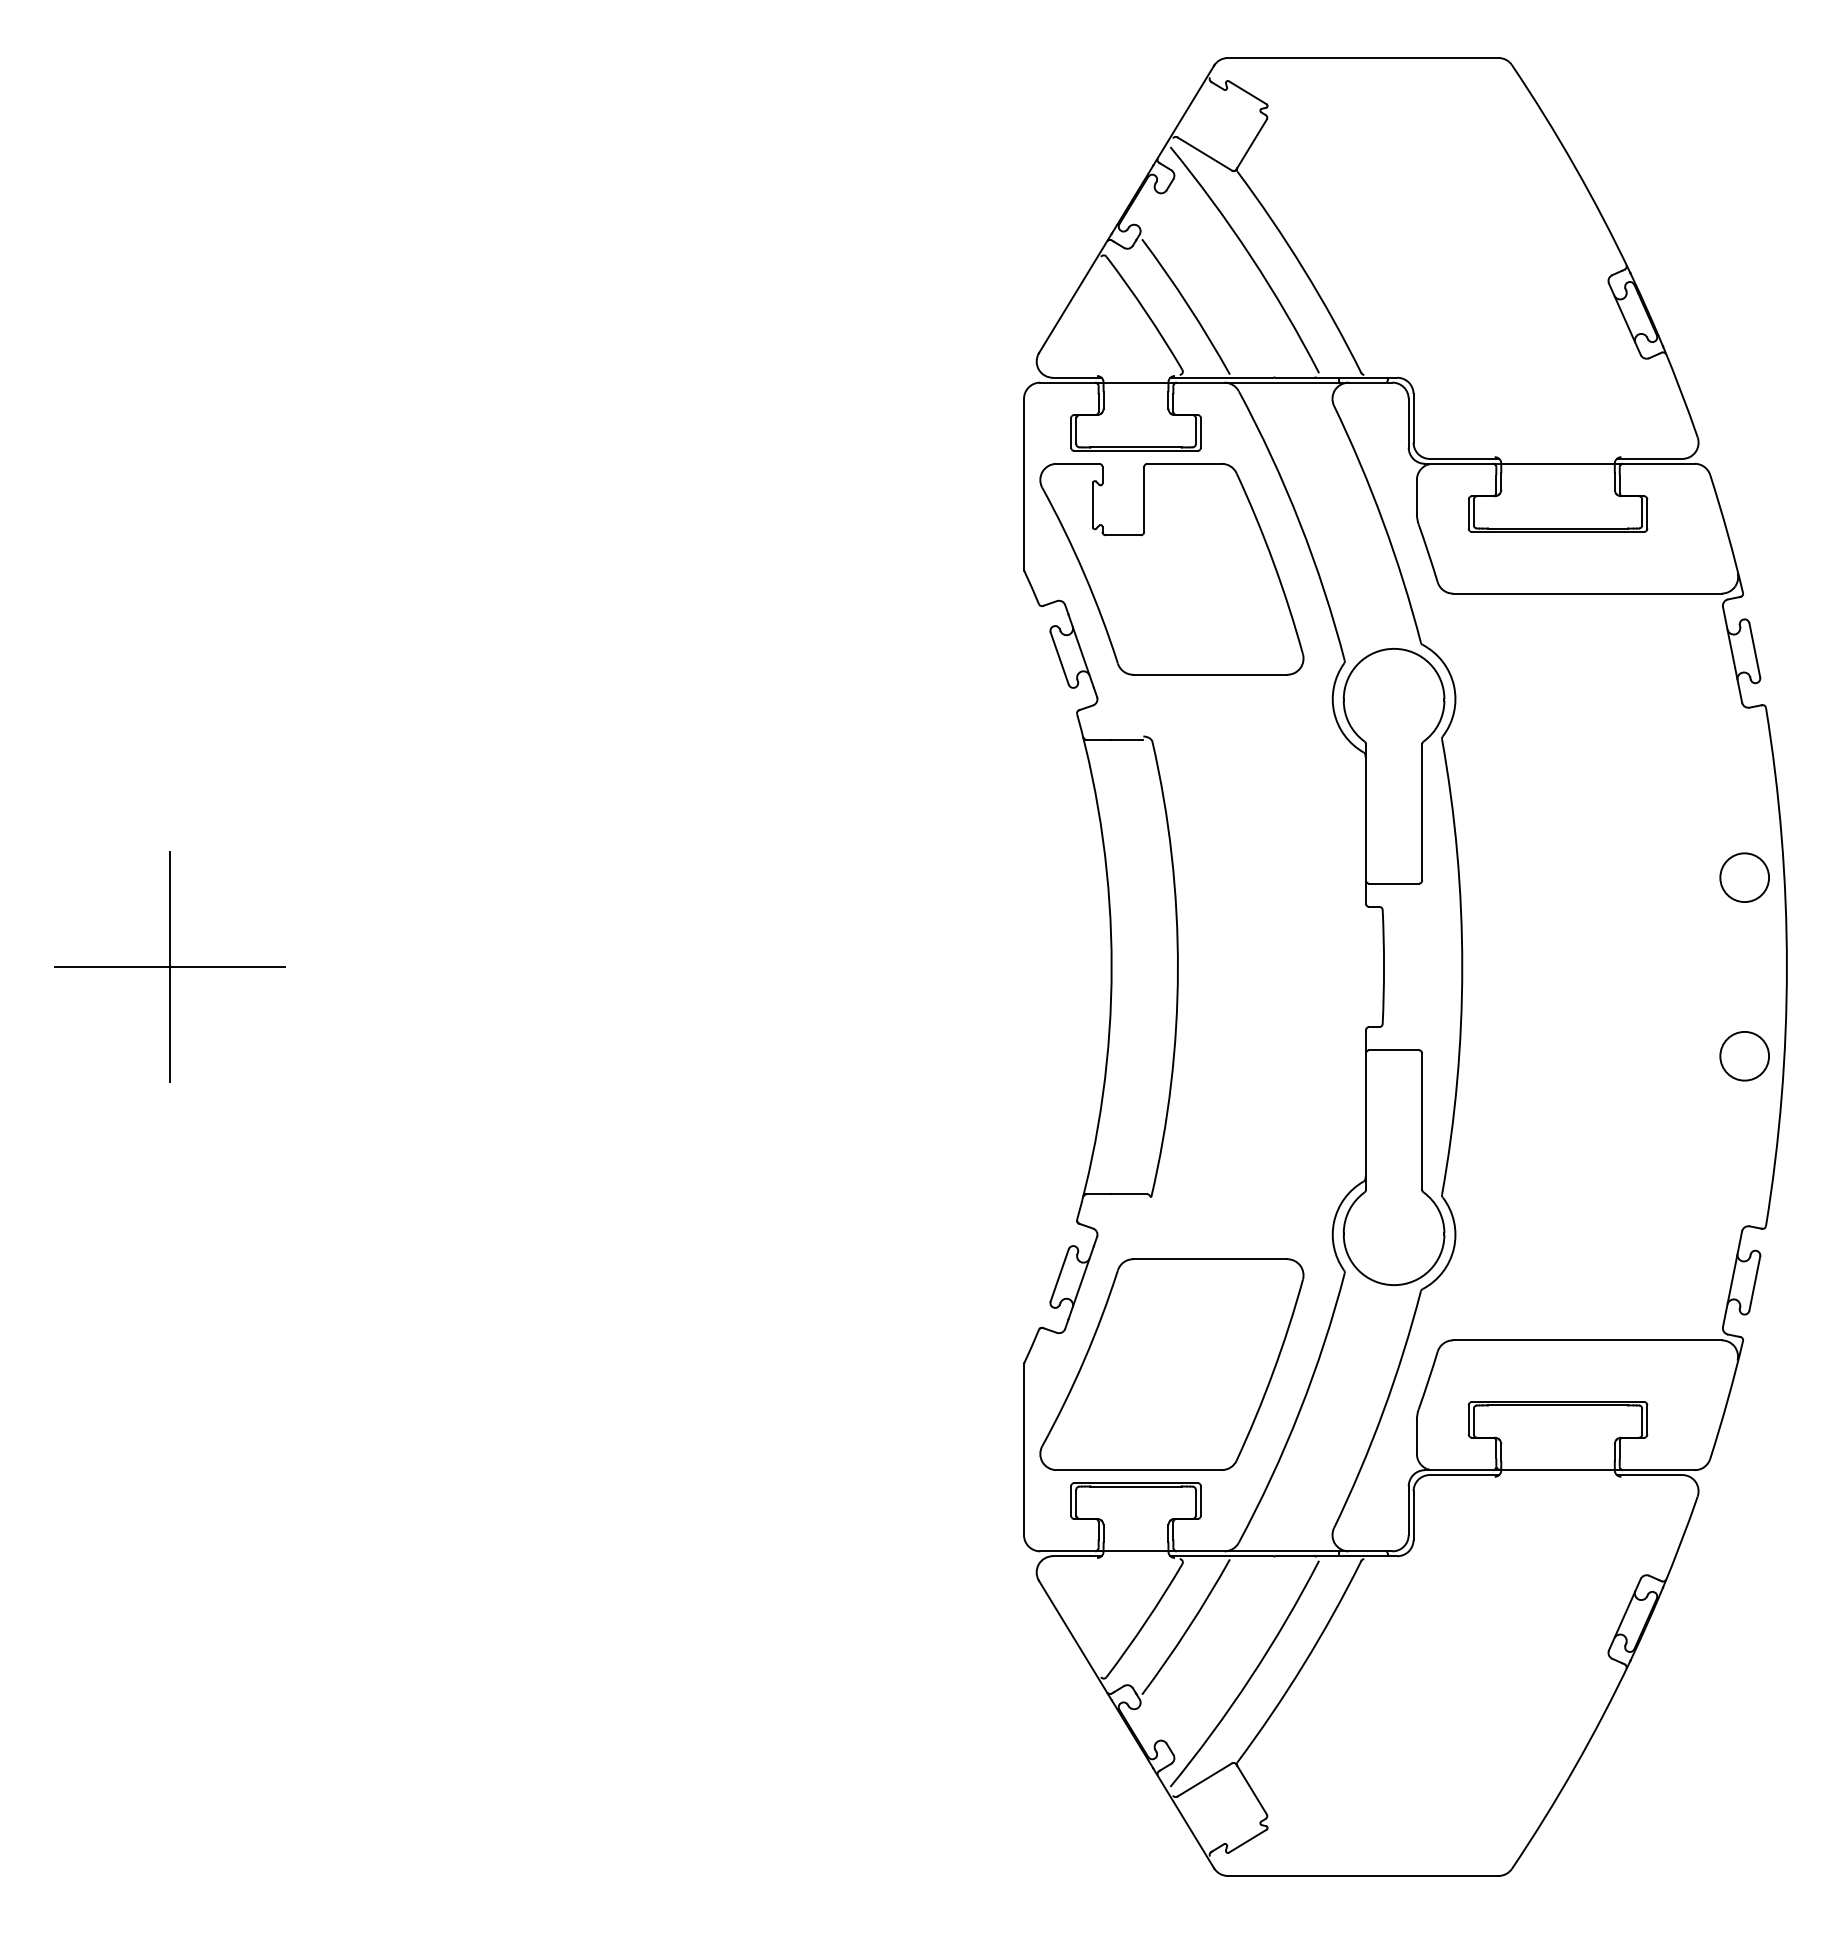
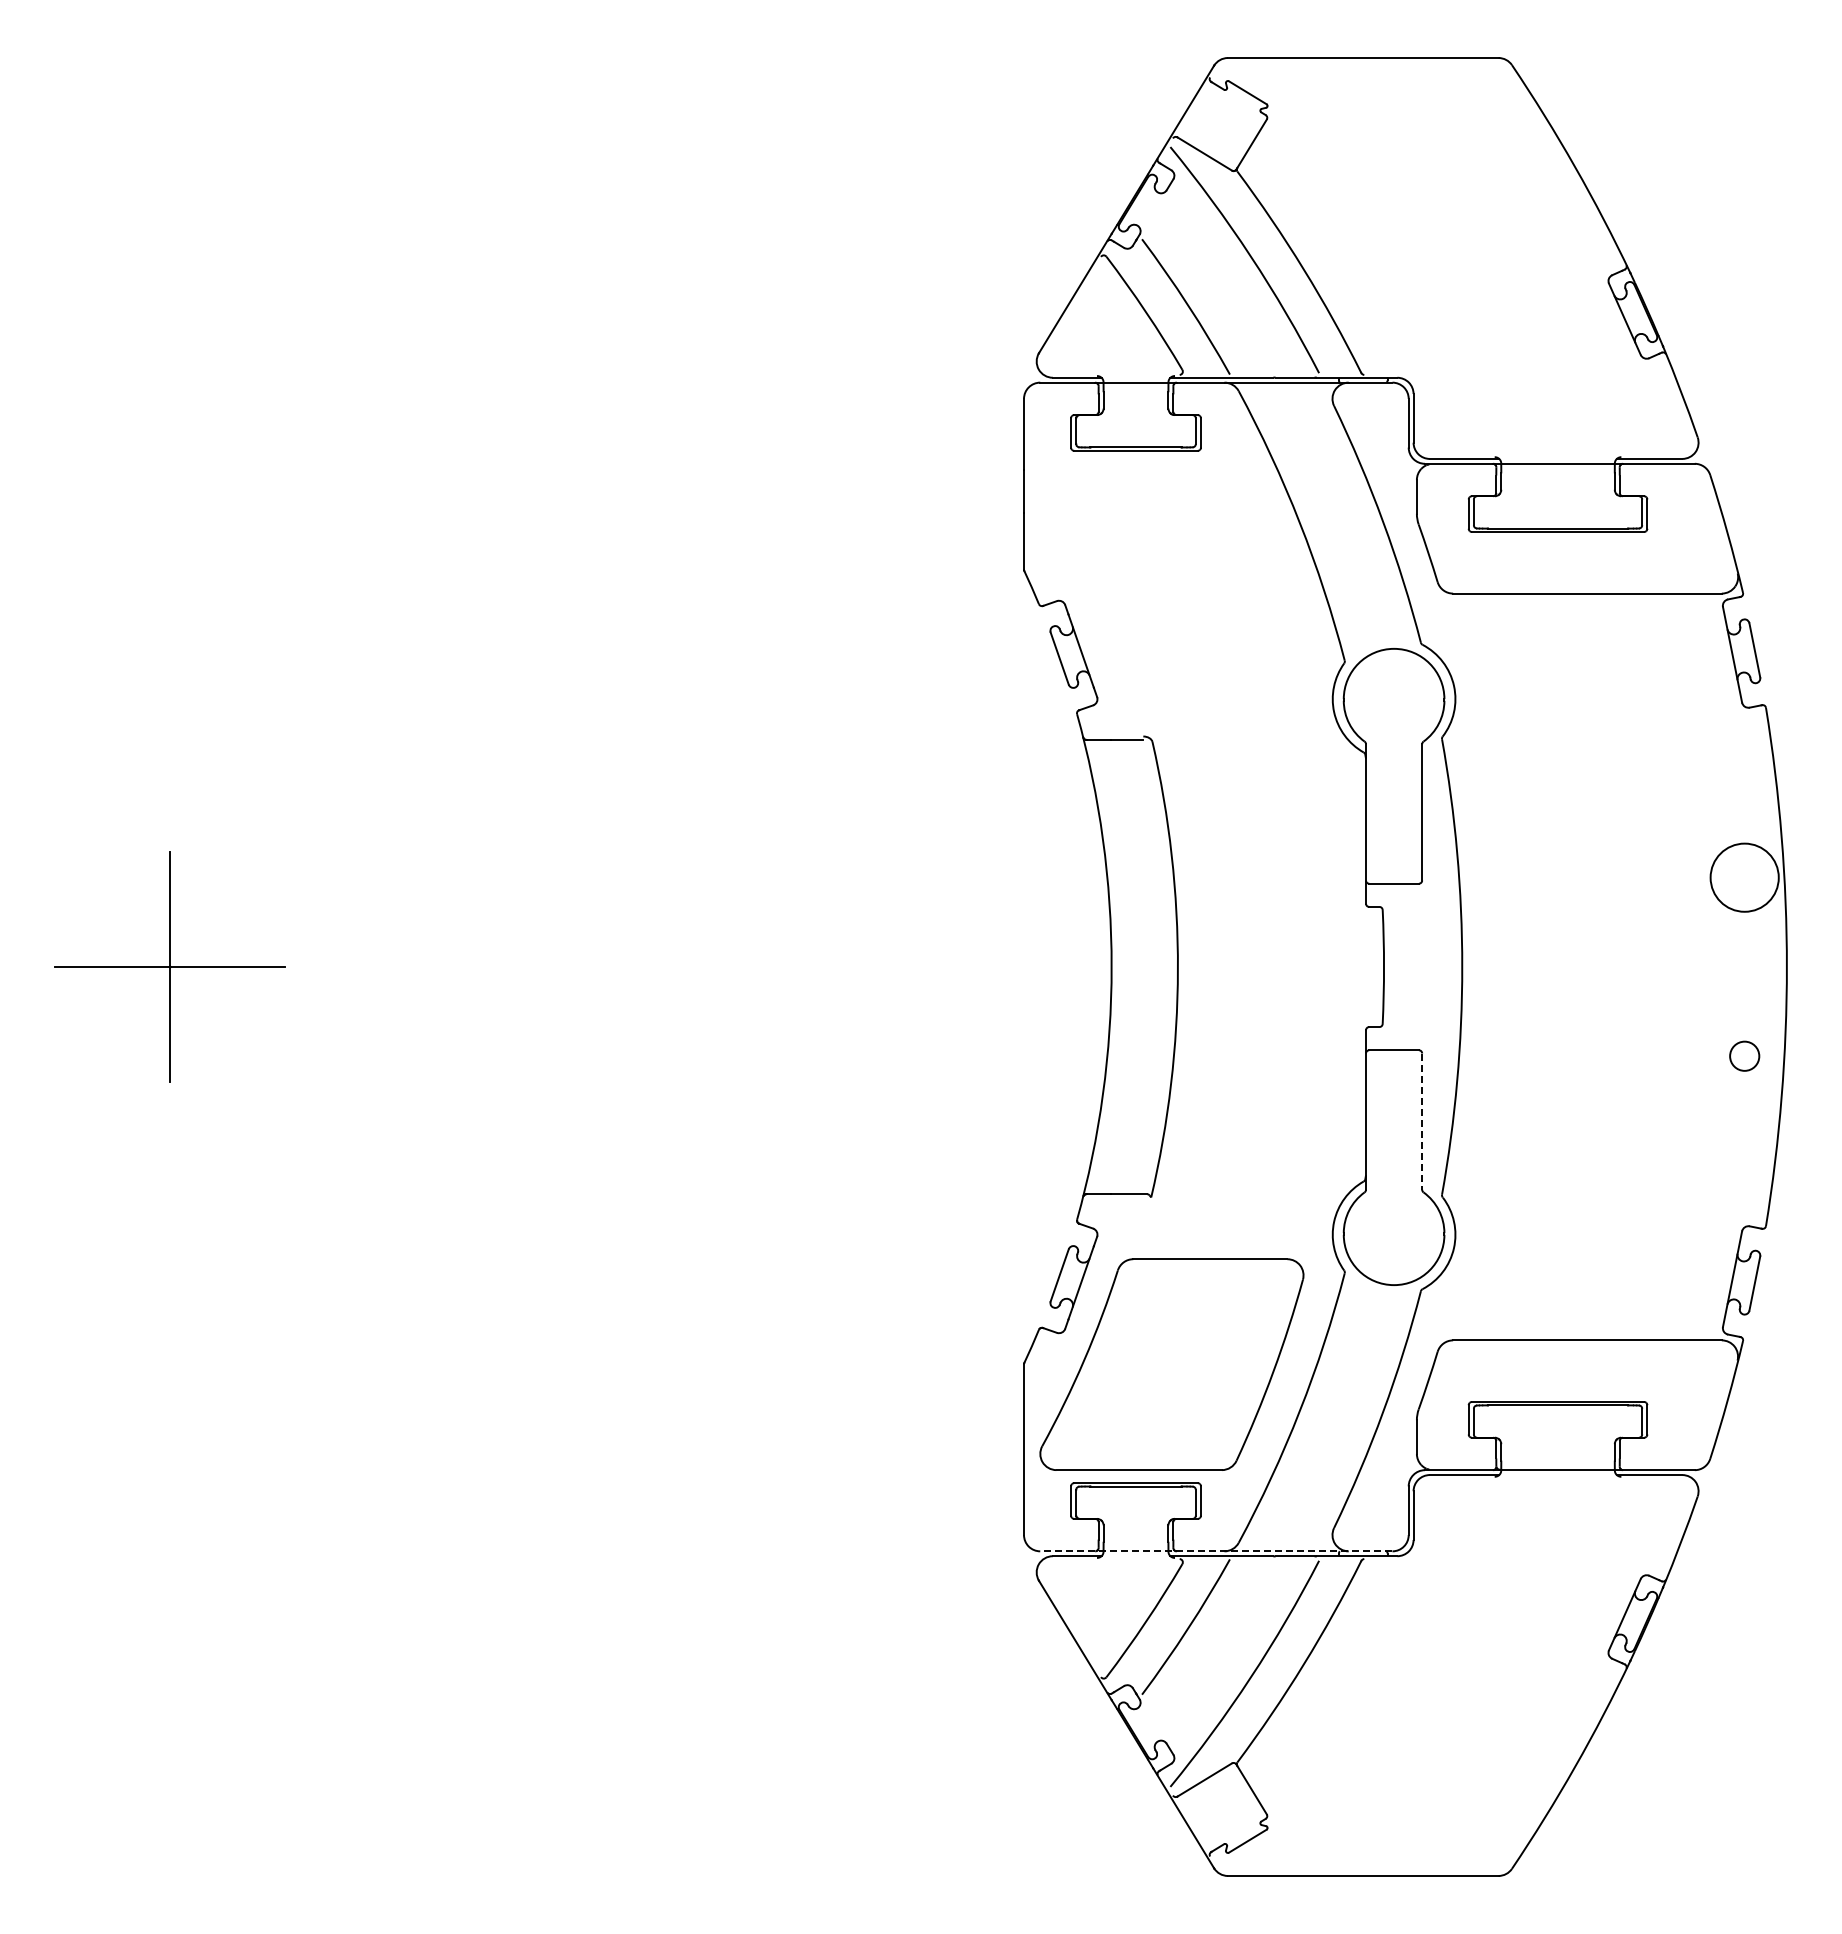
part: present -> none (1171, 569)
circle diameter: 49 px -> 68 px (1744, 877)
circle diameter: 49 px -> 29 px (1744, 1055)
line: solid -> dashed (1422, 1122)
line: solid -> dashed (1215, 1551)
